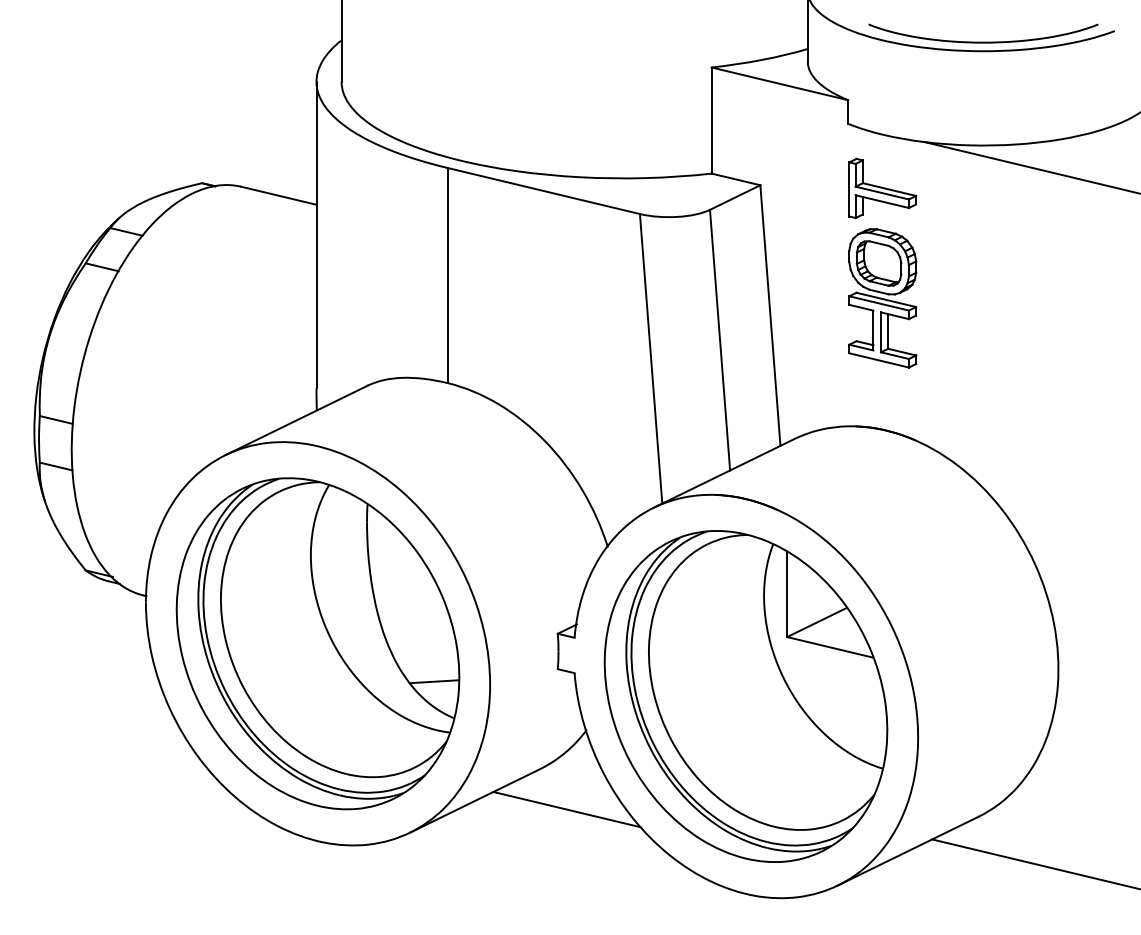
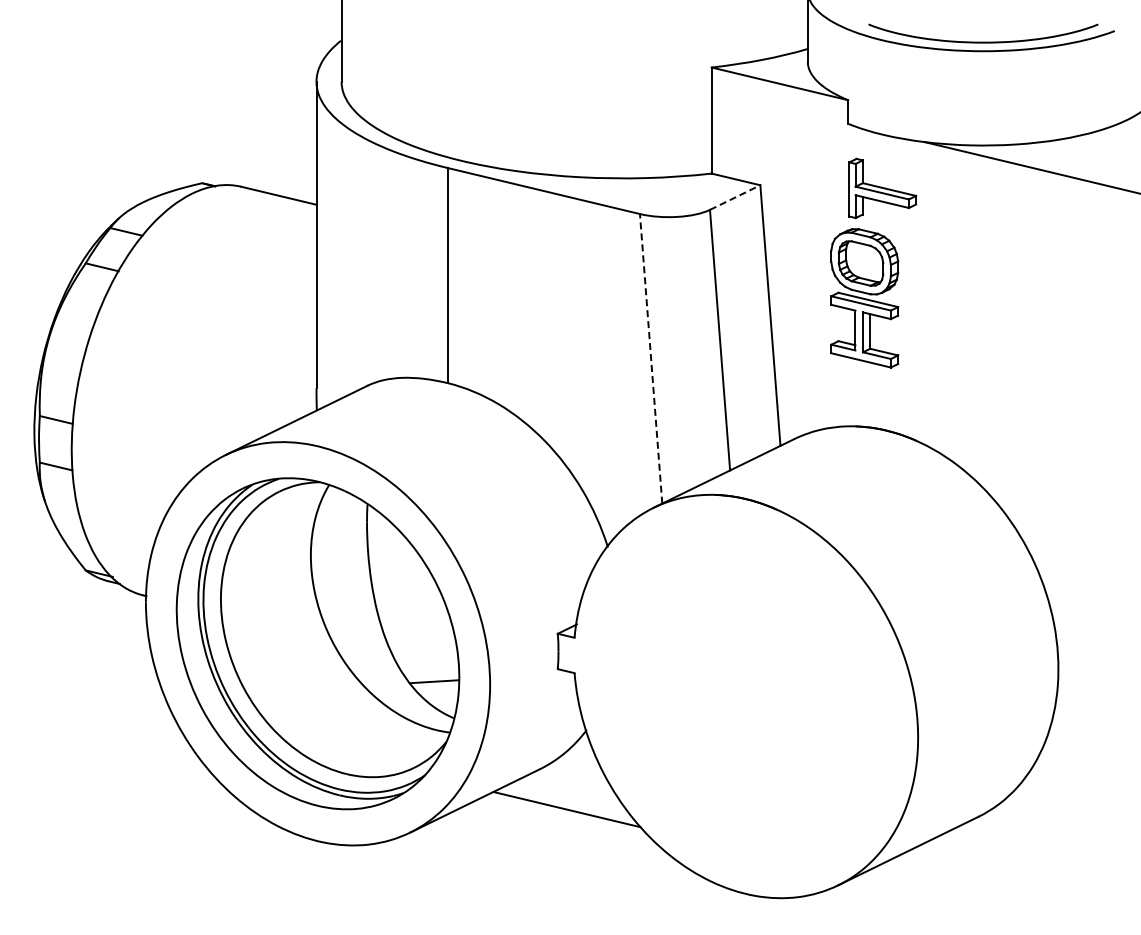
line: solid -> dashed (735, 197)
part position: (882, 298) -> (864, 298) (864, 298)
line: solid -> dashed (651, 358)
part: present -> none (745, 696)
line: present -> none (1034, 863)
